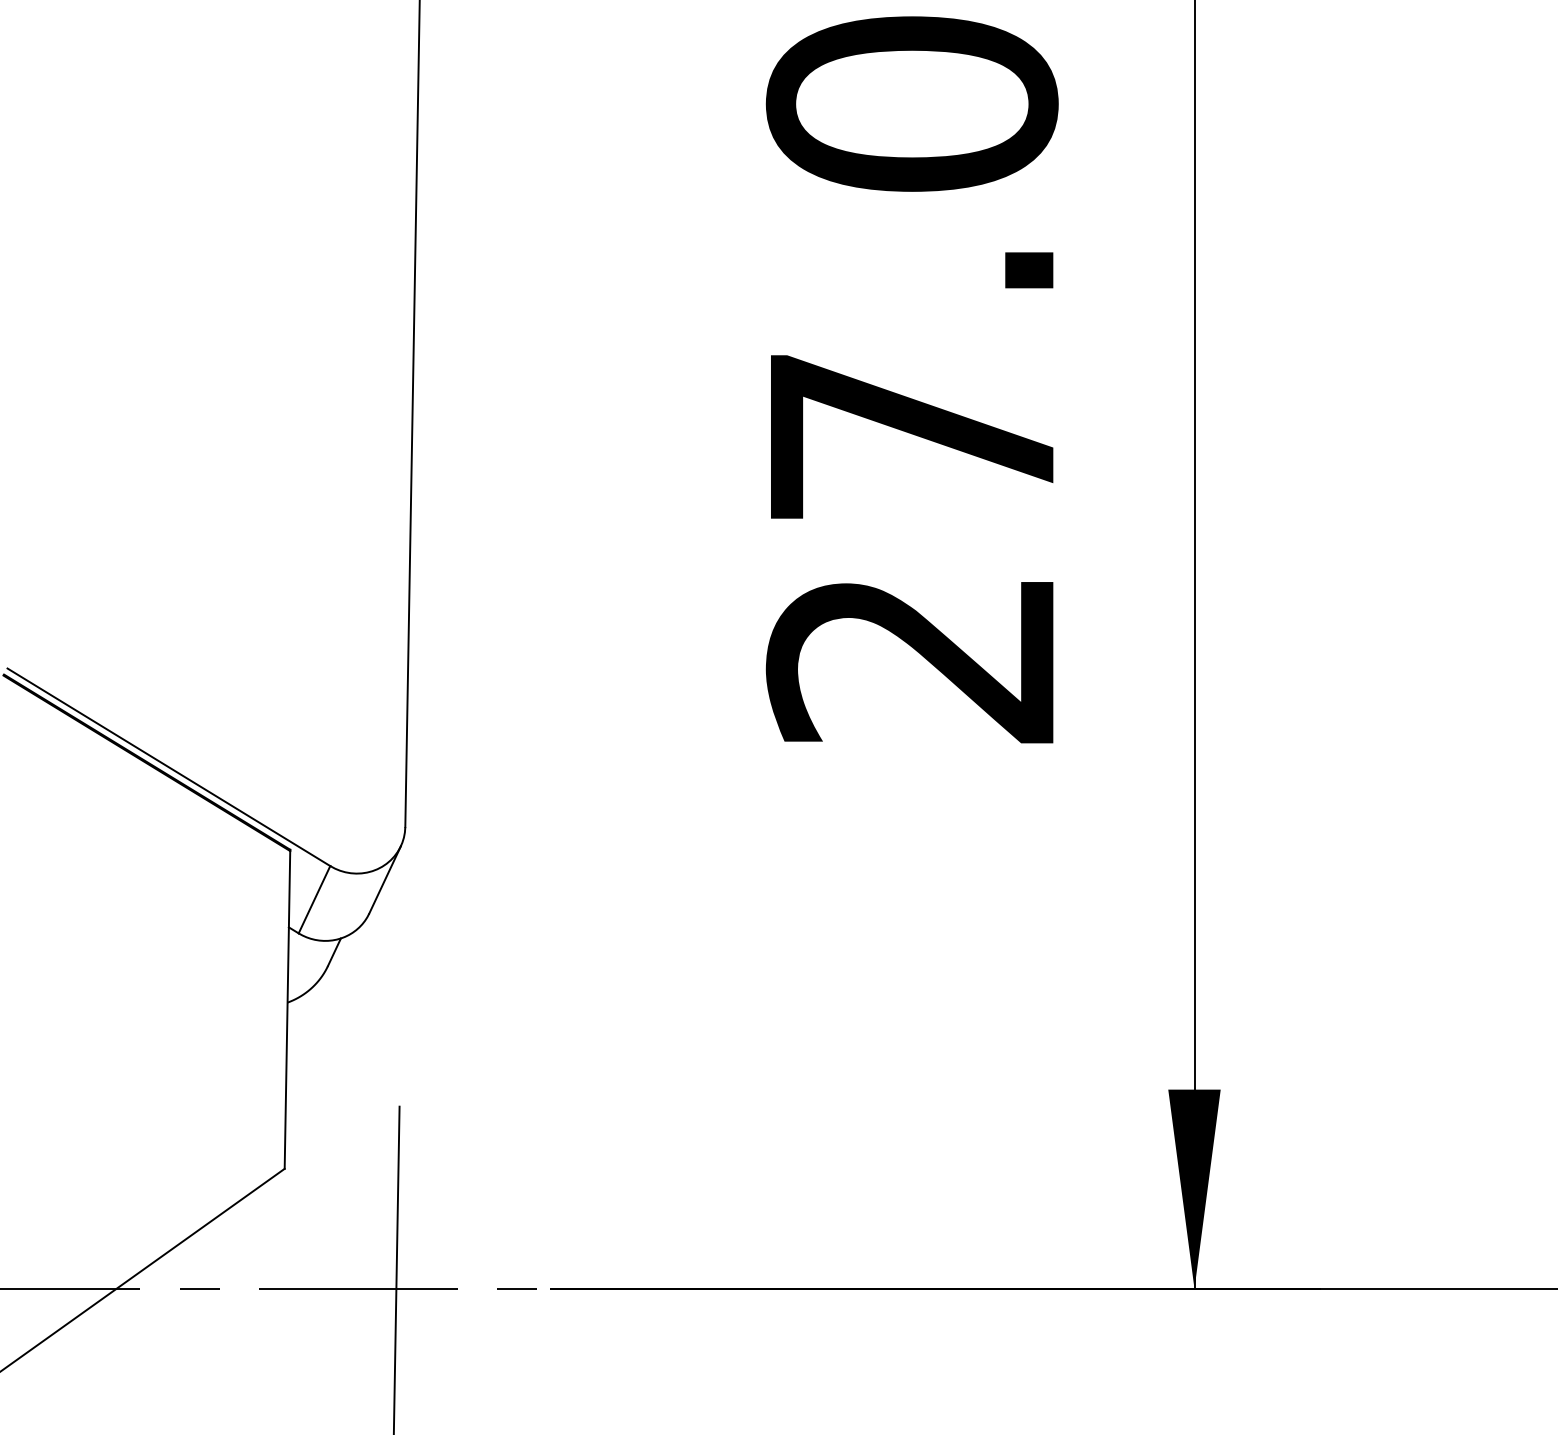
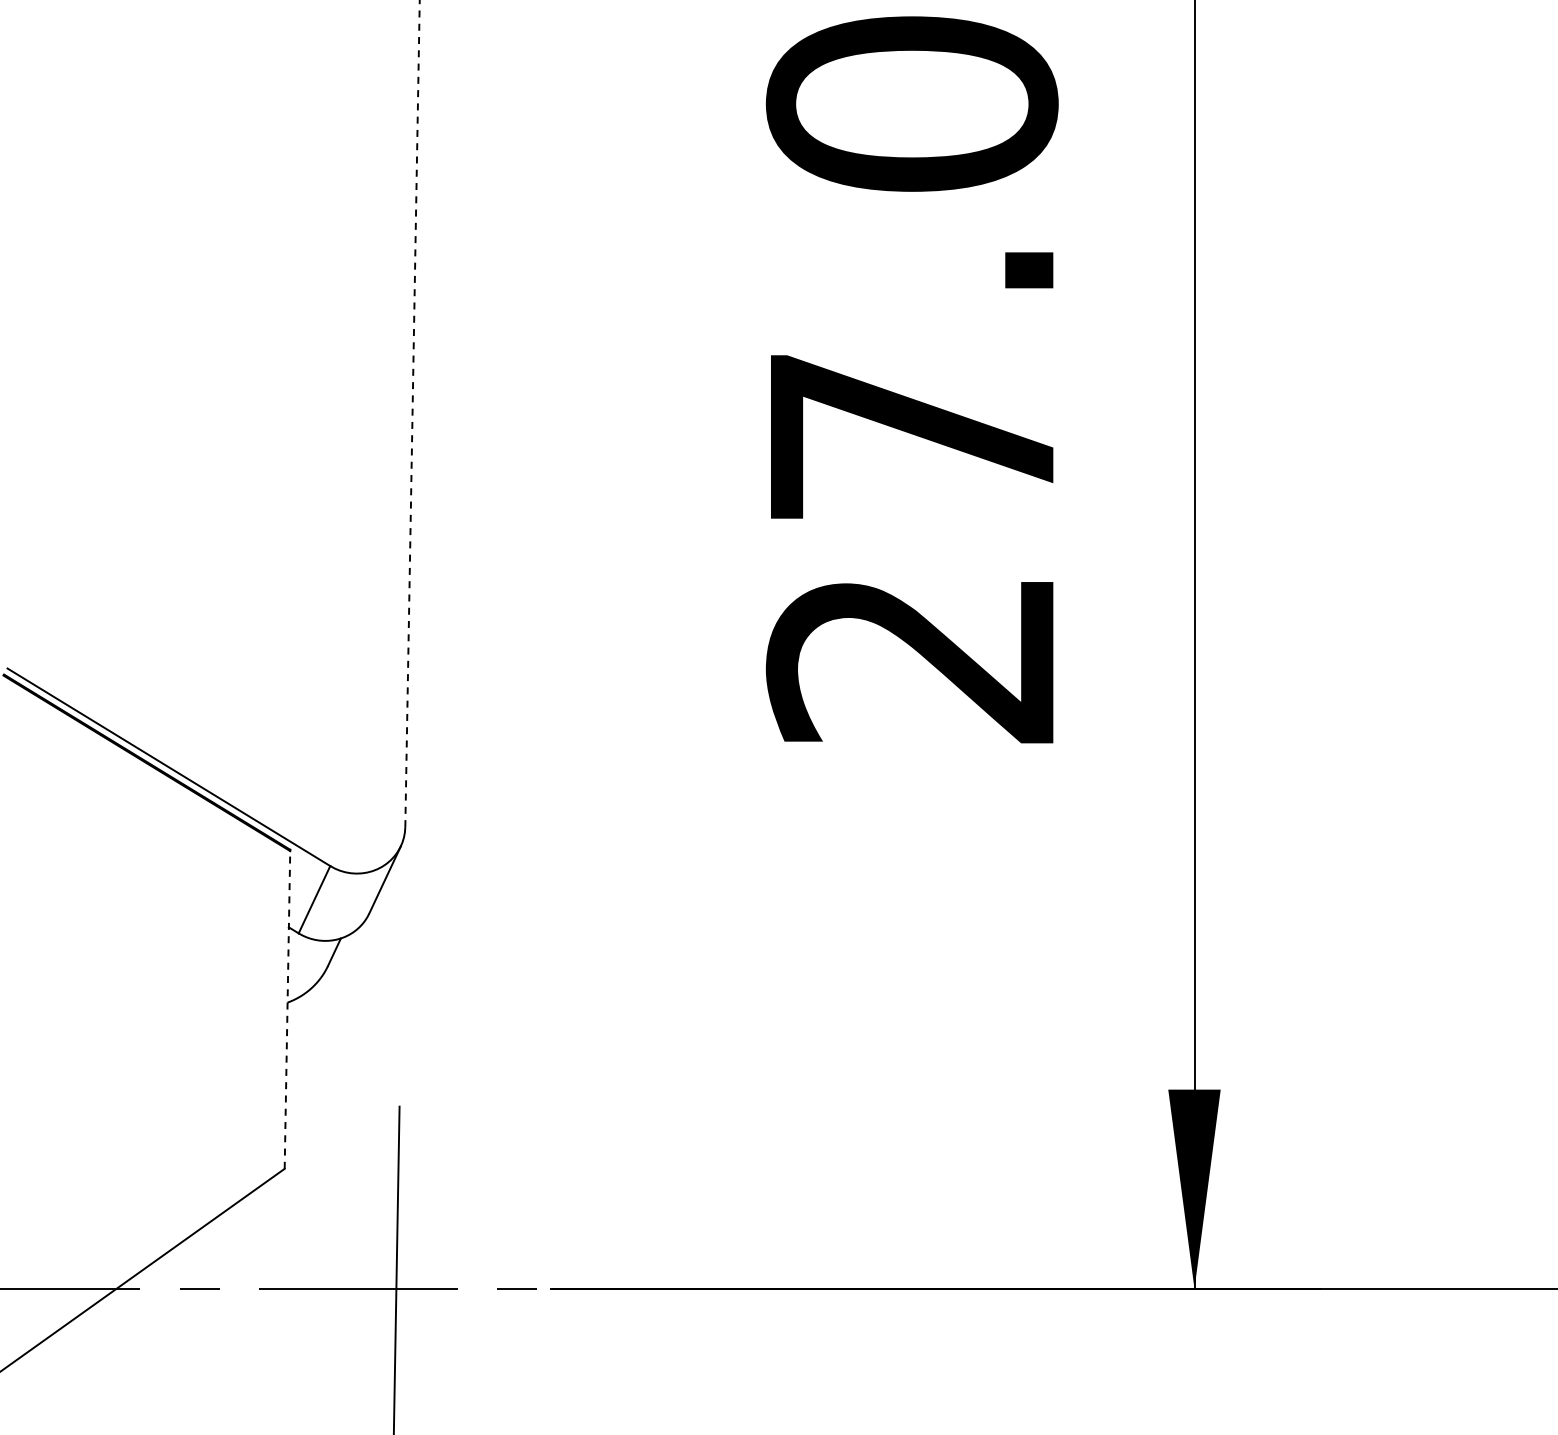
line: solid -> dashed (412, 413)
line: solid -> dashed (287, 1009)
